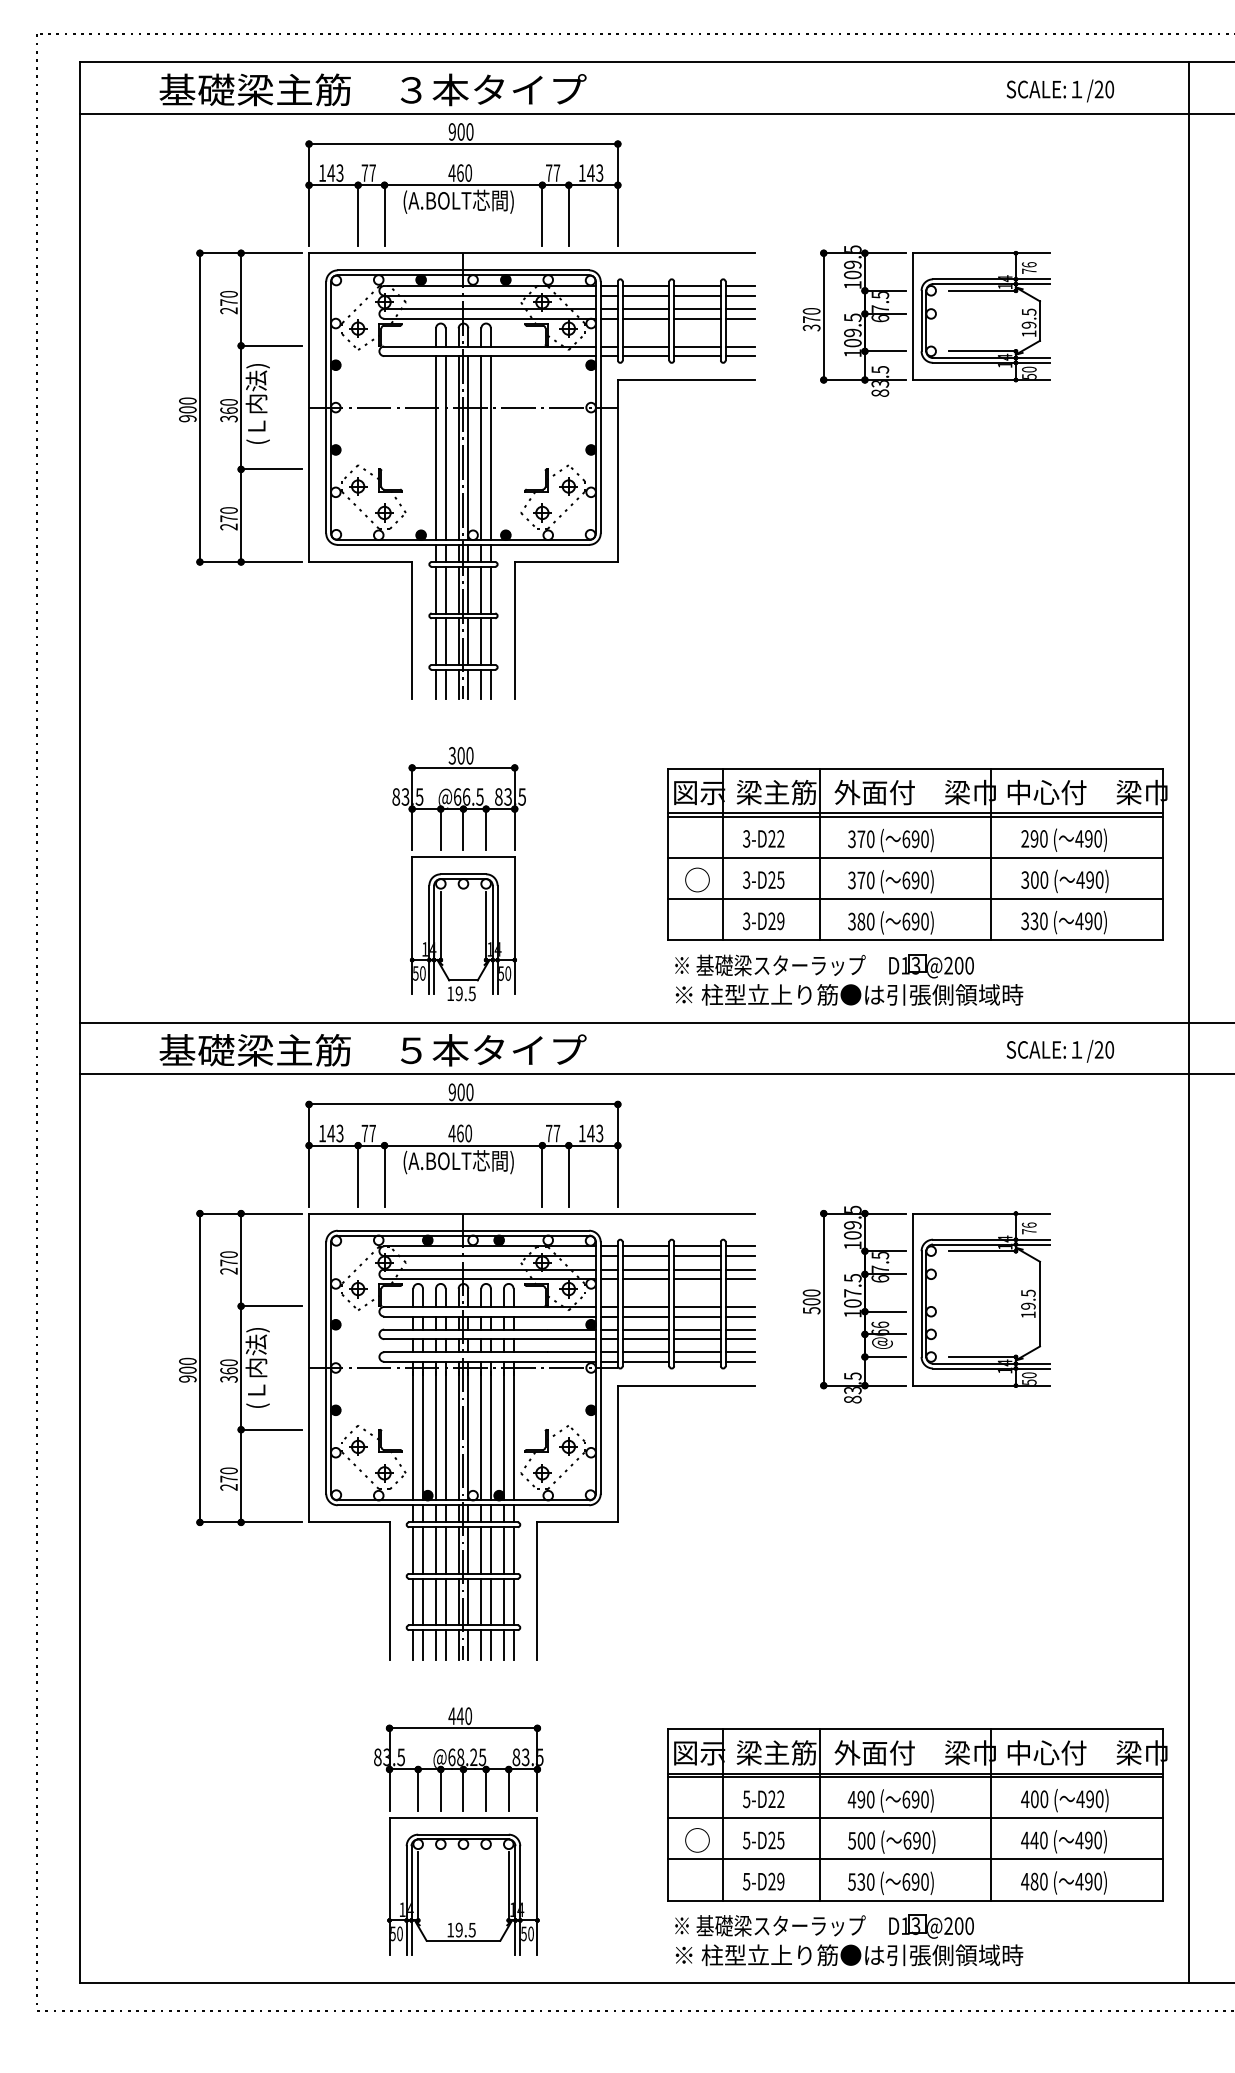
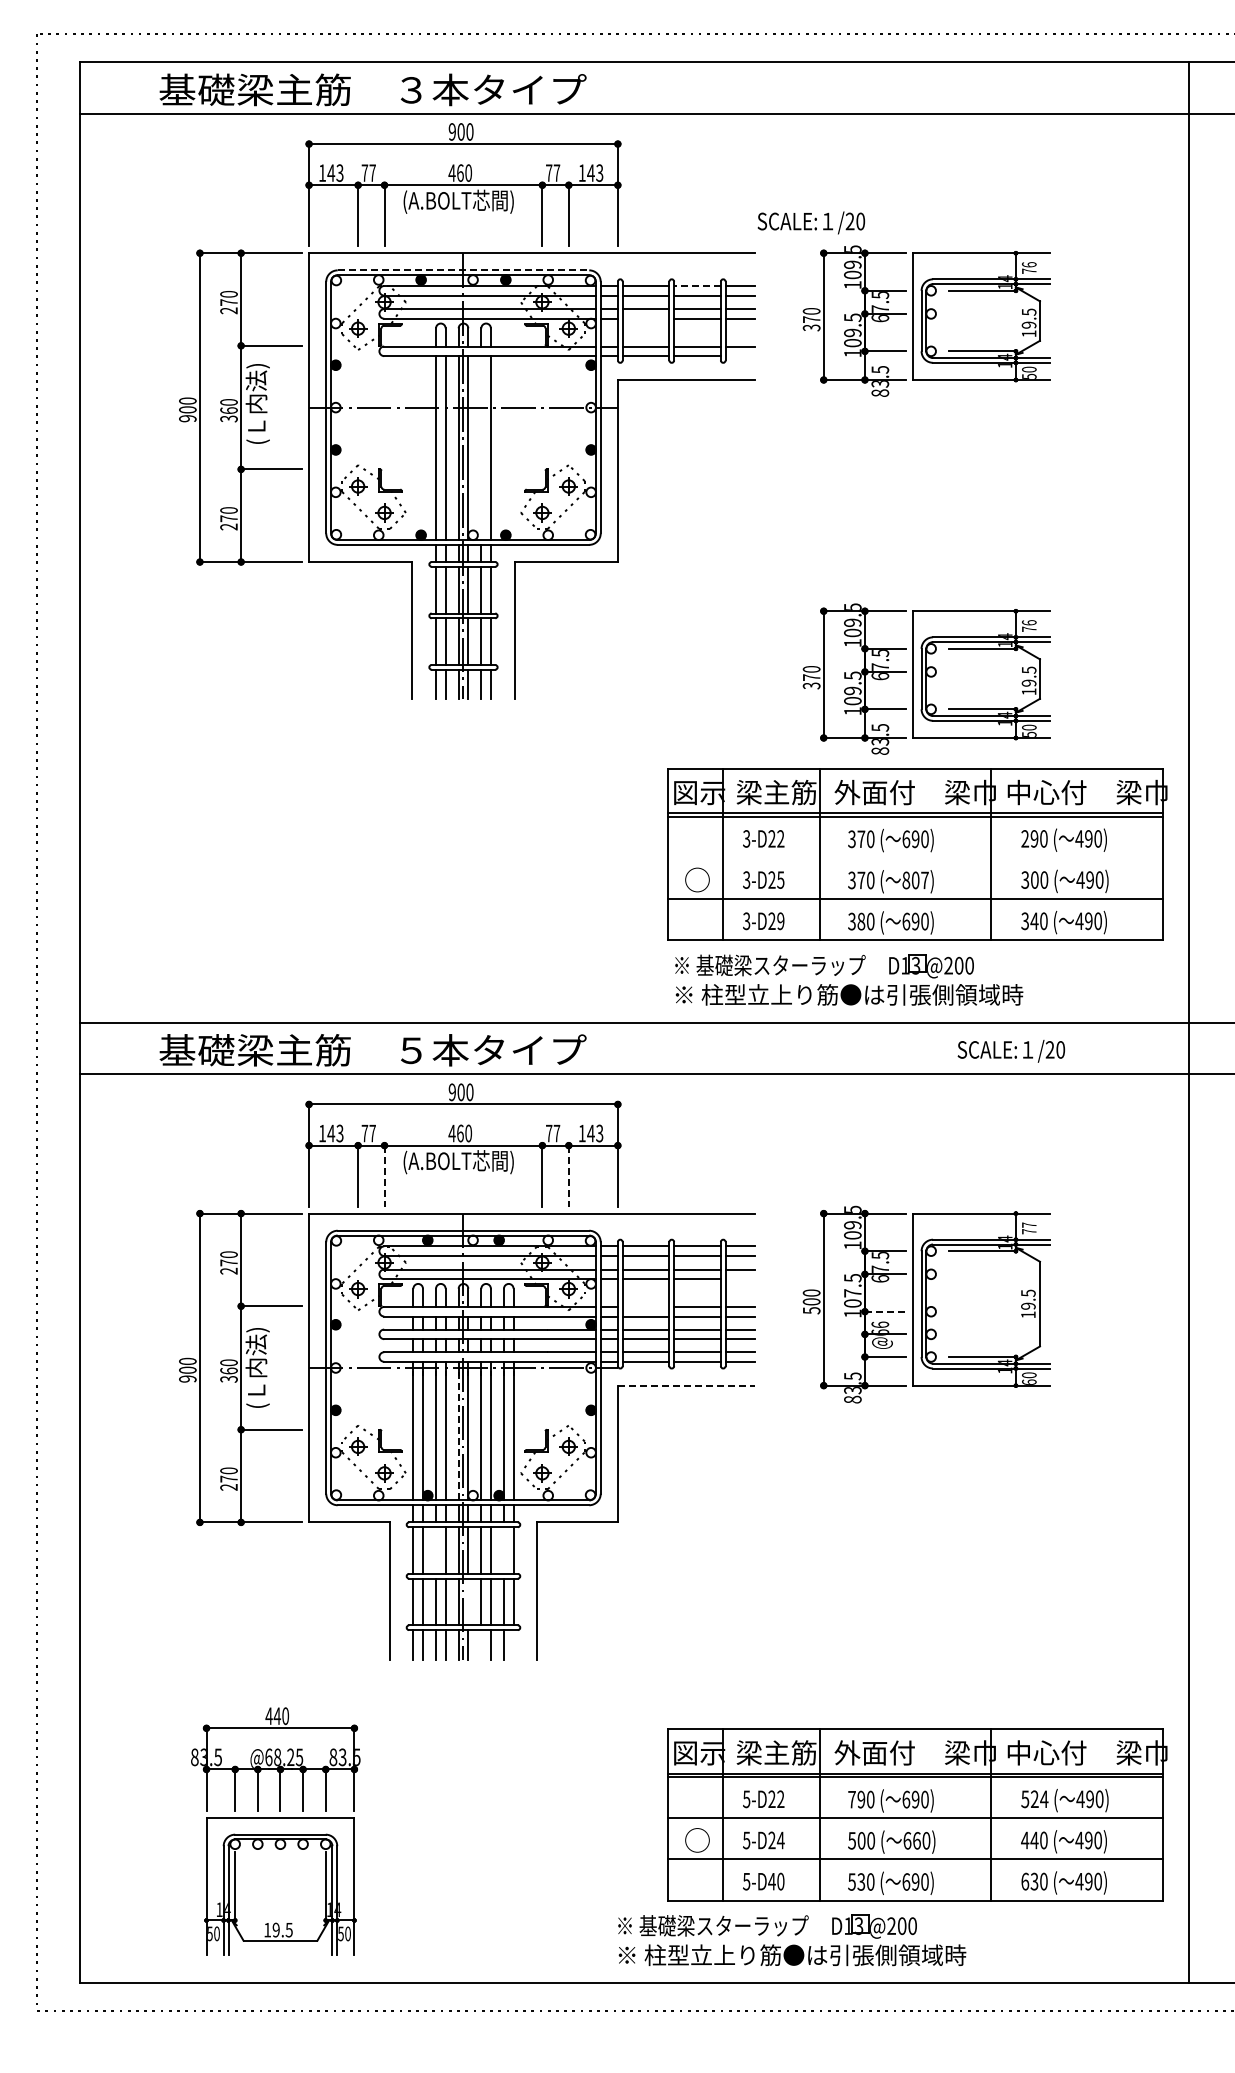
text position: (1060, 90) -> (811, 222) (811, 222)
line: solid -> dashed (463, 270)
line: solid -> dashed (697, 286)
line: present -> none (645, 318)
line: present -> none (740, 356)
line: present -> none (481, 448)
part: none -> present (926, 678)
line: present -> none (915, 857)
part: present -> none (458, 874)
text: 690) -> 807) (915, 880)
text: 330 -> 340 (1034, 921)
text position: (1059, 1051) -> (1010, 1051) (1010, 1051)
line: solid -> dashed (384, 1176)
line: solid -> dashed (568, 1176)
text: 76 -> 77 (1028, 1224)
line: present -> none (740, 1279)
line: present -> none (645, 1306)
line: solid -> dashed (885, 1311)
text: 50 -> 60 (1029, 1381)
line: solid -> dashed (686, 1385)
line: solid -> dashed (458, 1436)
line: present -> none (436, 1550)
line: present -> none (503, 1550)
line: present -> none (468, 1601)
line: present -> none (481, 1644)
line: present -> none (513, 1644)
text: 490 -> 790 (851, 1799)
text: 400 -> 524 (1034, 1799)
part position: (458, 1831) -> (275, 1831) (275, 1831)
text: 5-D25 -> 5-D24 (780, 1840)
text: 690) -> 660) (916, 1840)
text: 5-D29 -> 5-D40 (776, 1881)
text: 480 -> 630 (1029, 1881)
part position: (849, 1940) -> (792, 1940) (792, 1940)
